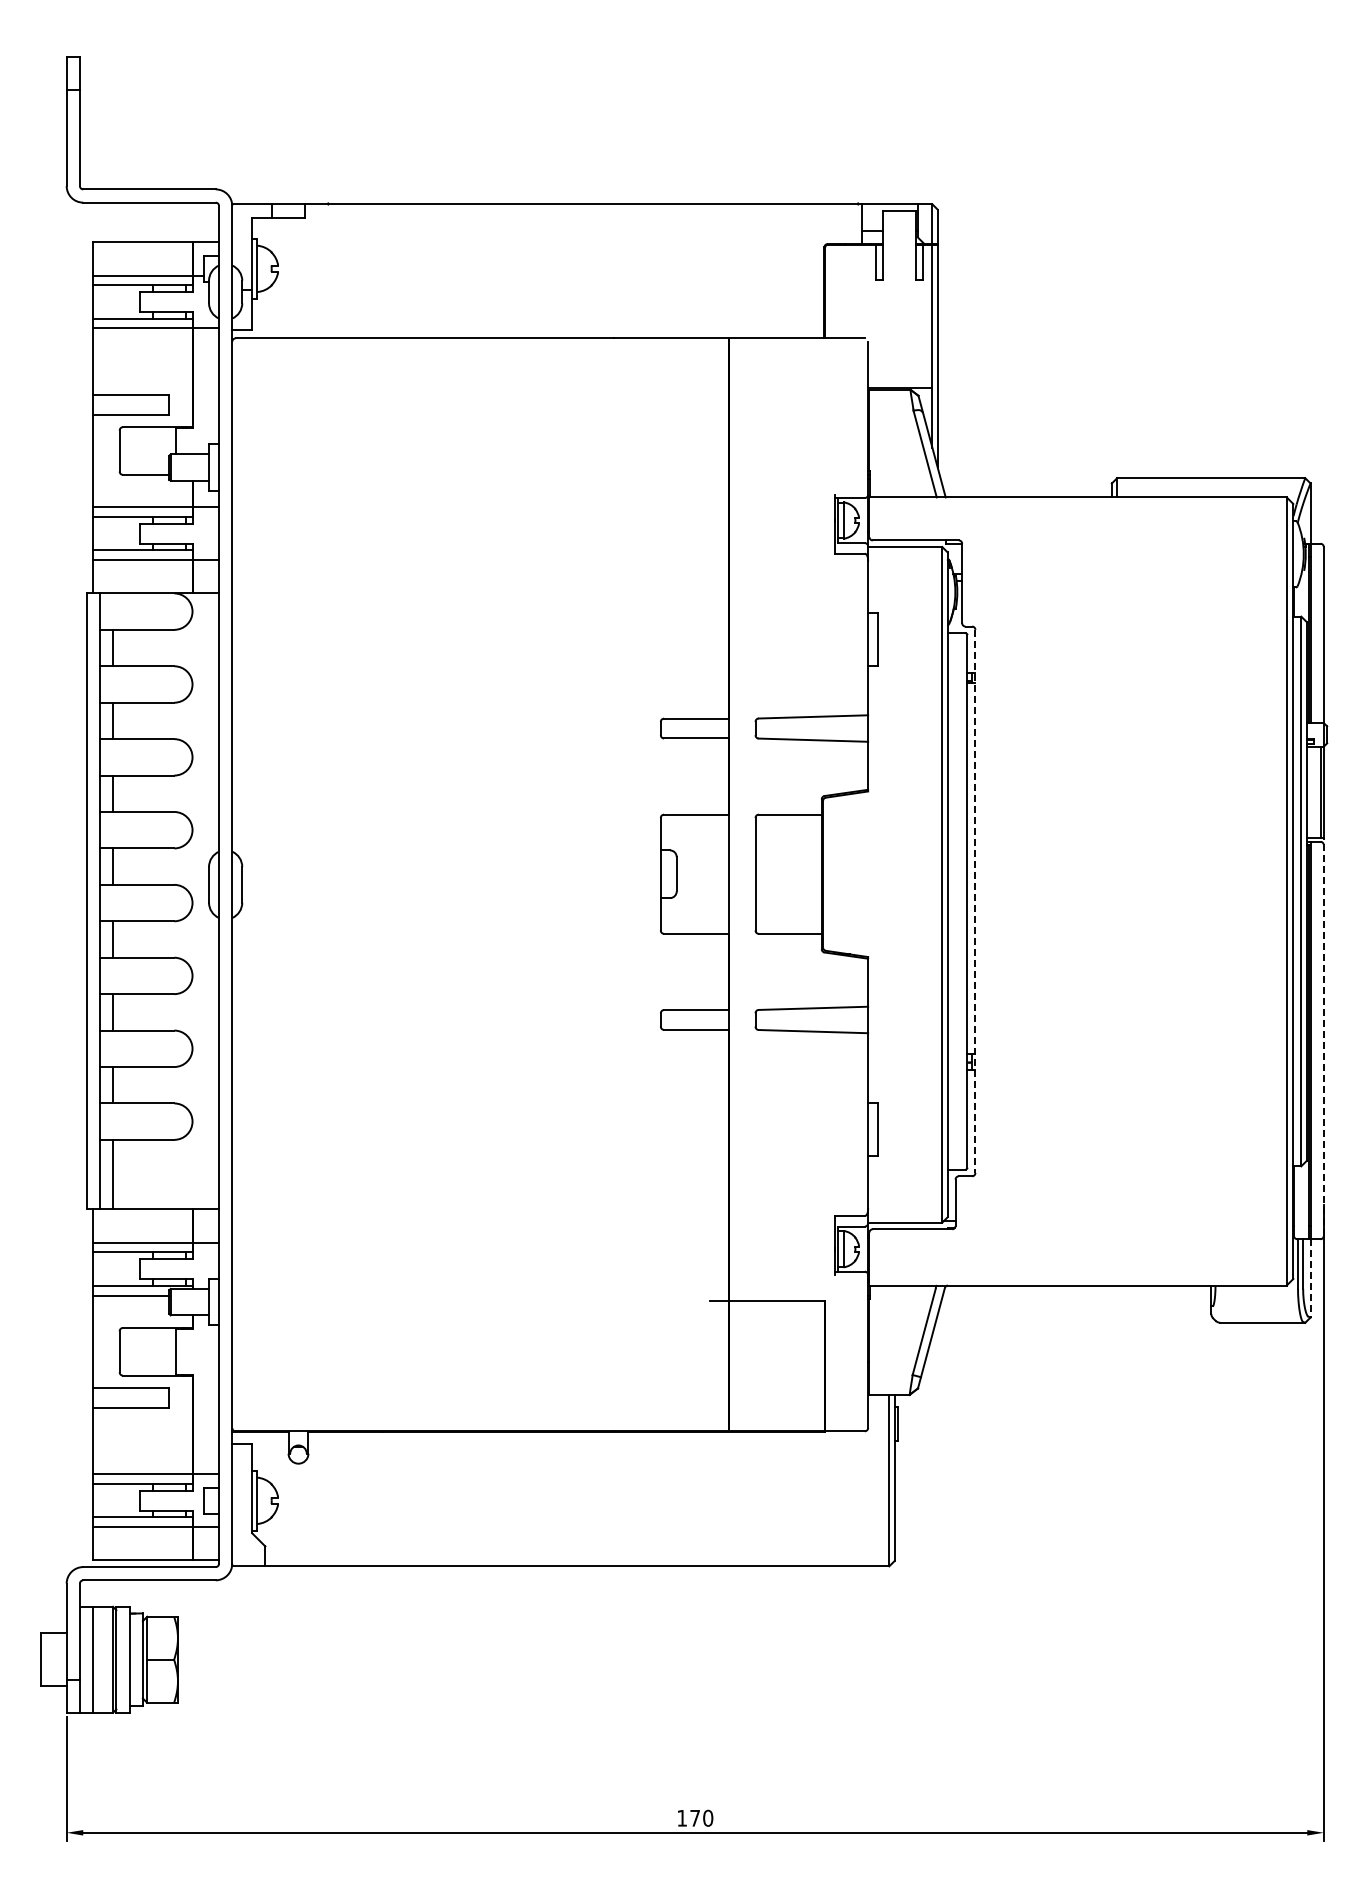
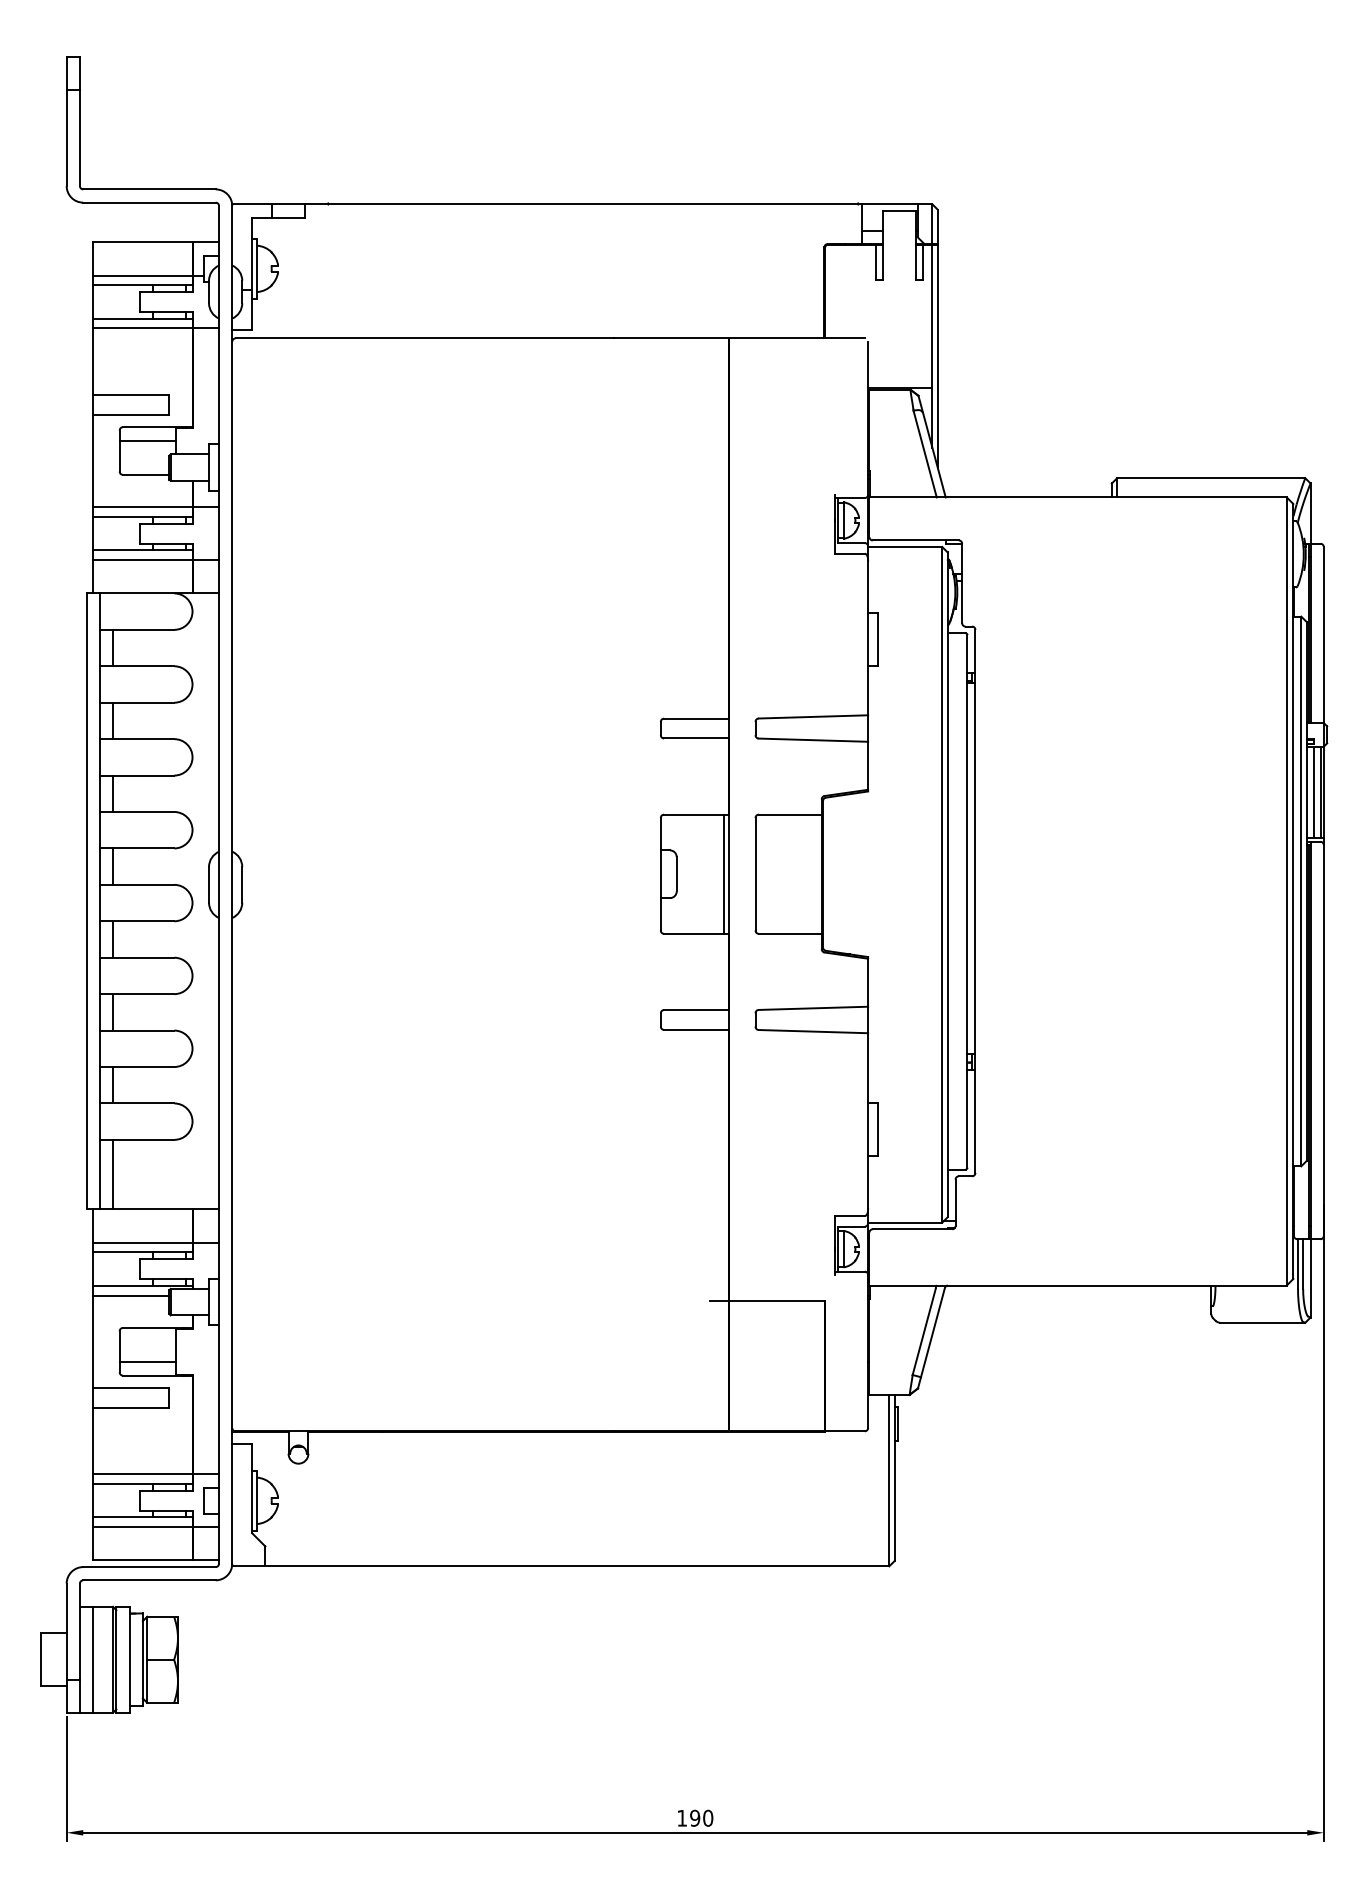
line: none -> present (147, 441)
line: none -> present (1313, 792)
line: none -> present (723, 873)
line: dashed -> solid (975, 901)
line: dashed -> solid (1323, 1037)
line: dashed -> solid (1310, 1278)
line: none -> present (147, 1361)
text: 170 -> 190 (695, 1817)
